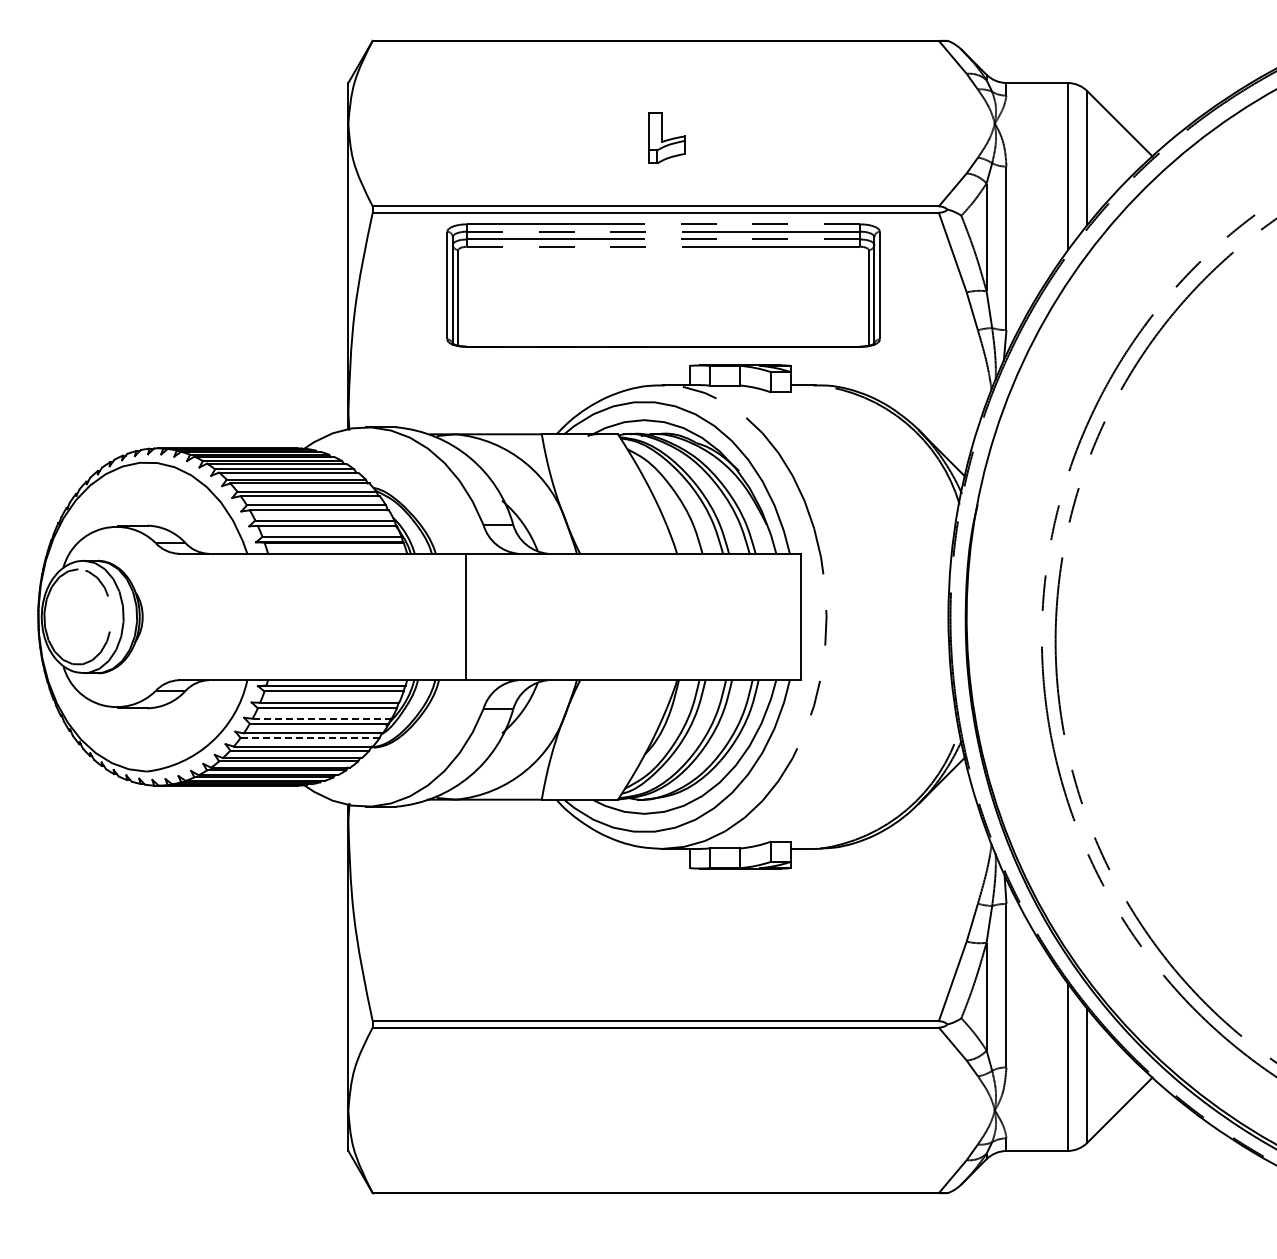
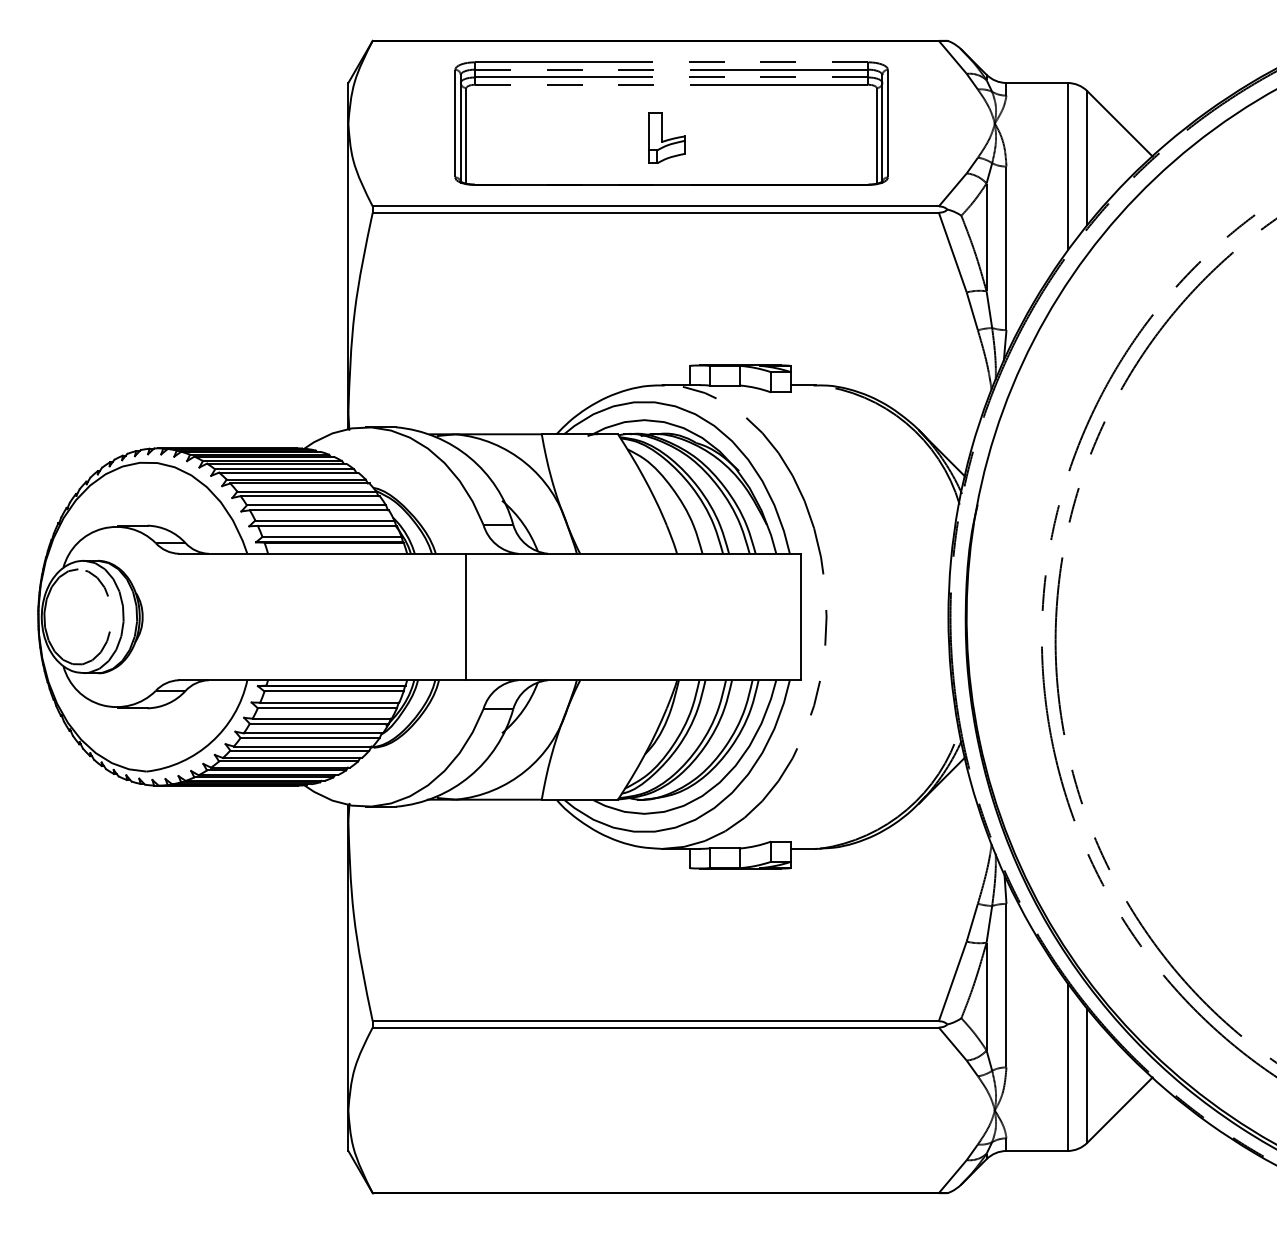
part position: (645, 247) -> (653, 85) (653, 85)
line: dashed -> solid (322, 718)
line: dashed -> solid (310, 737)
